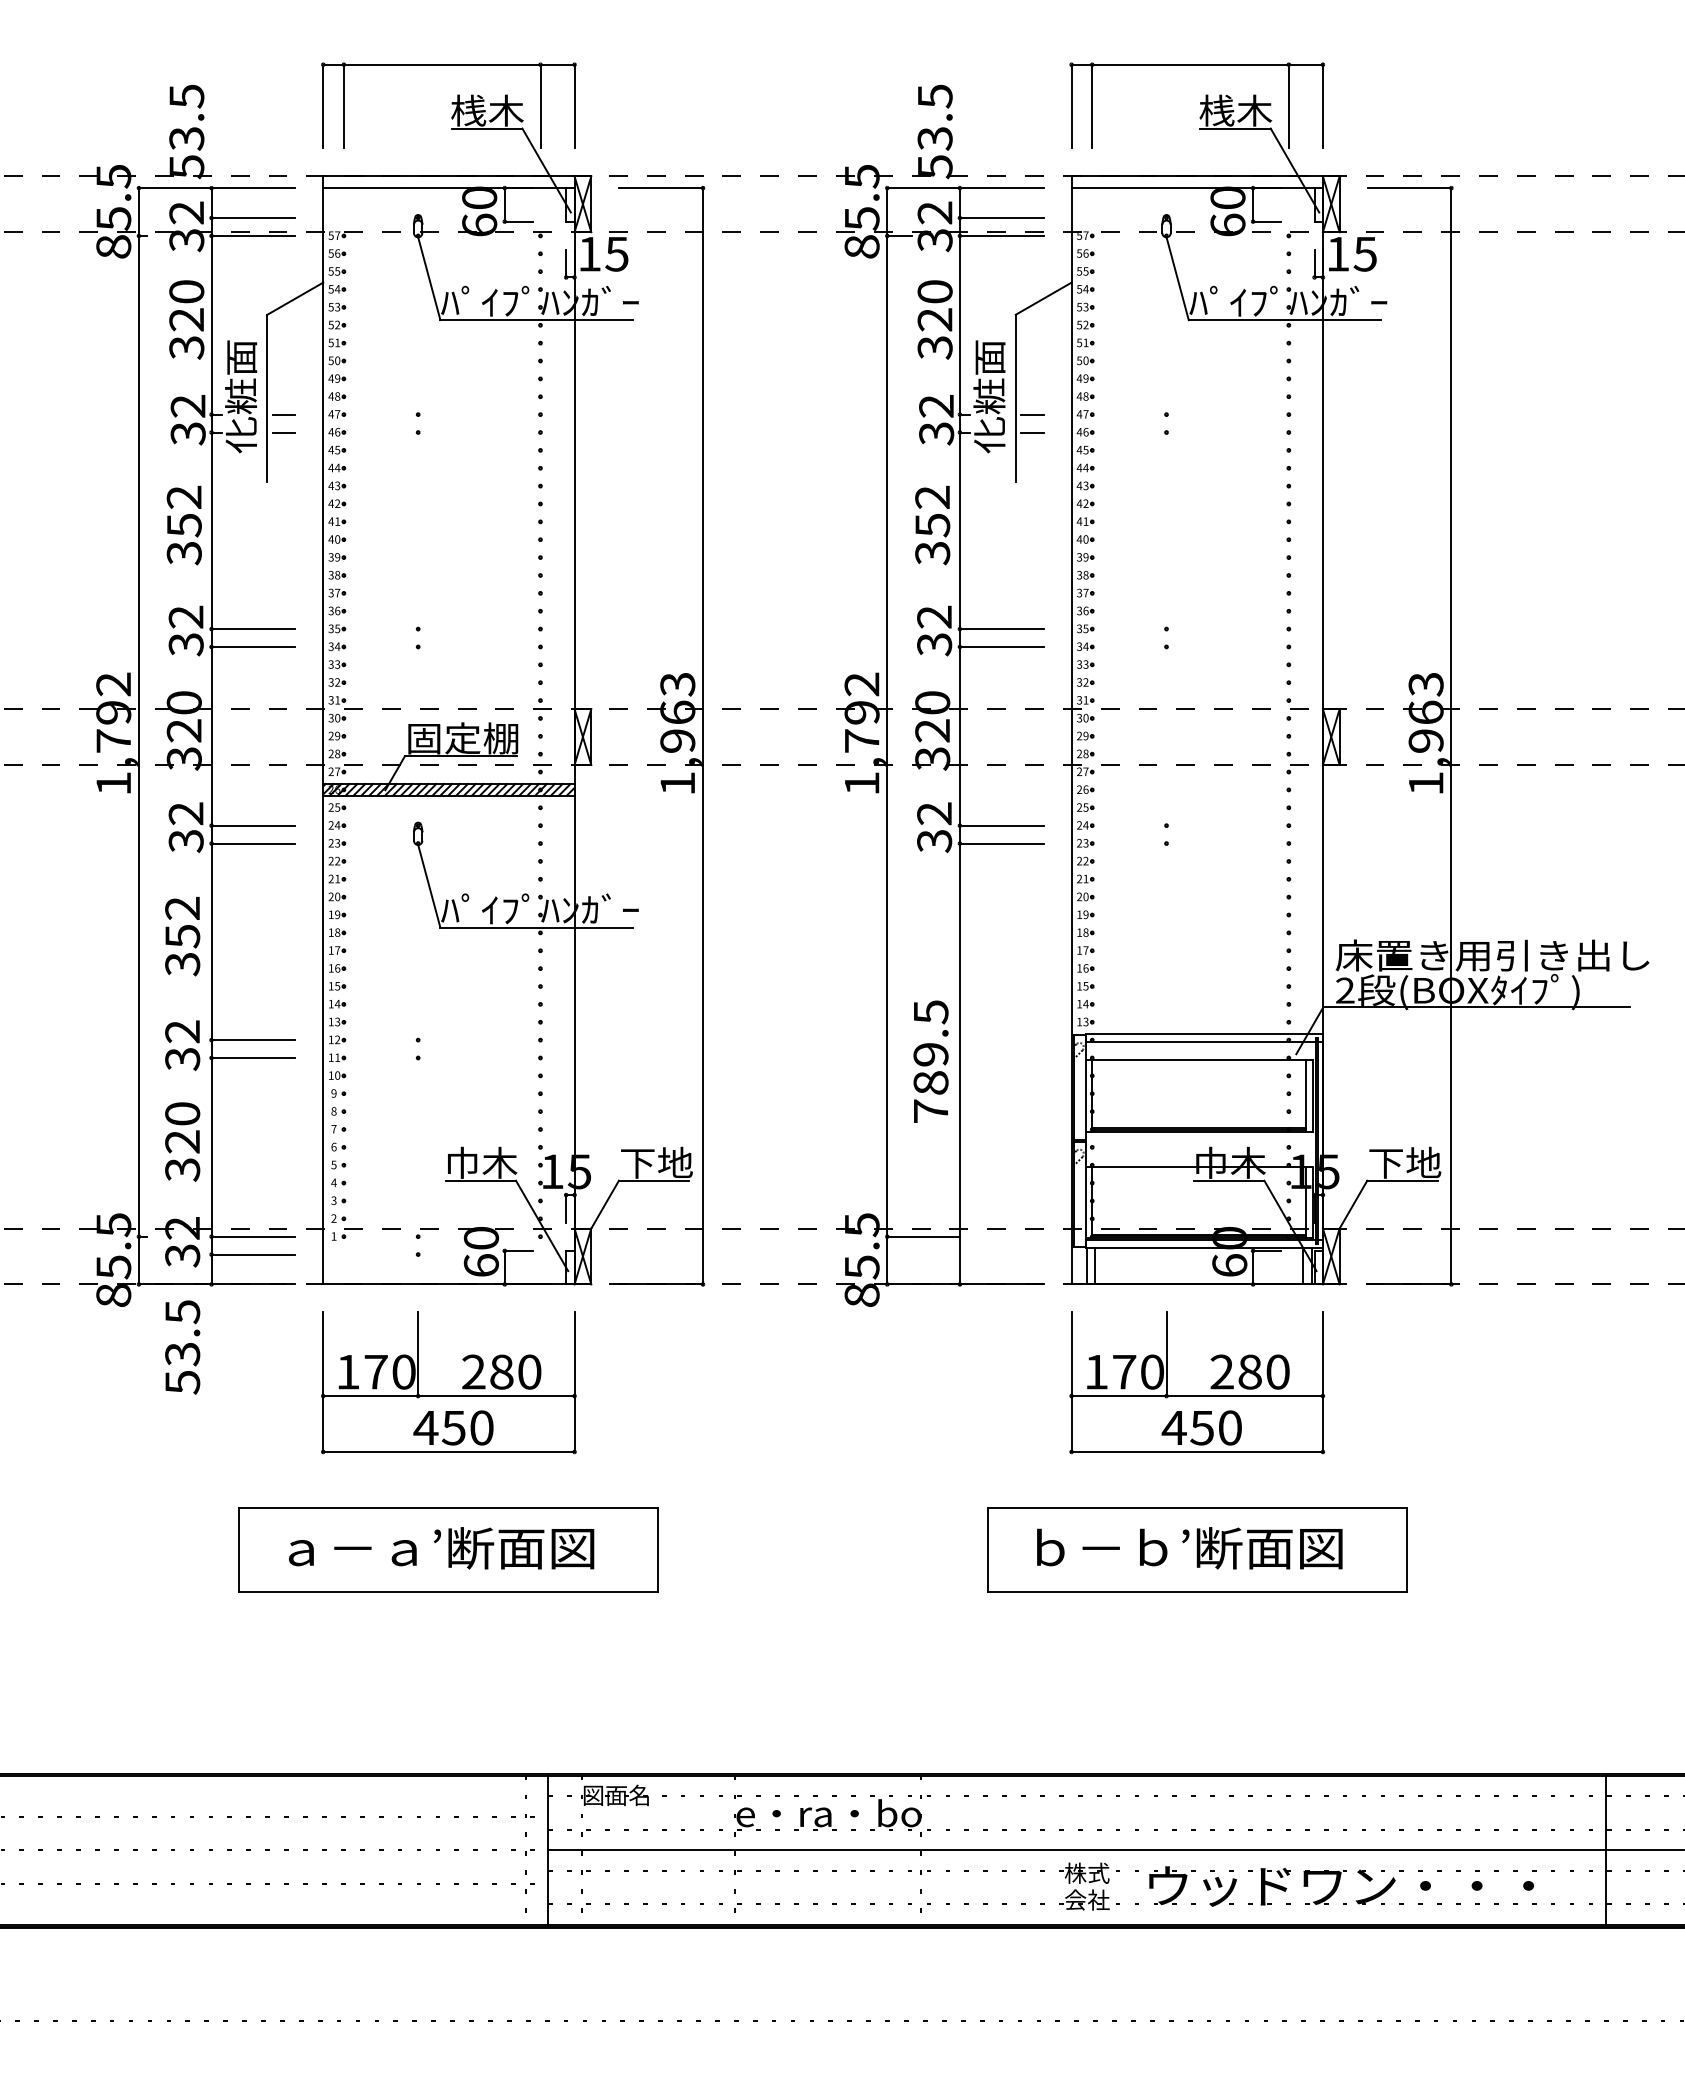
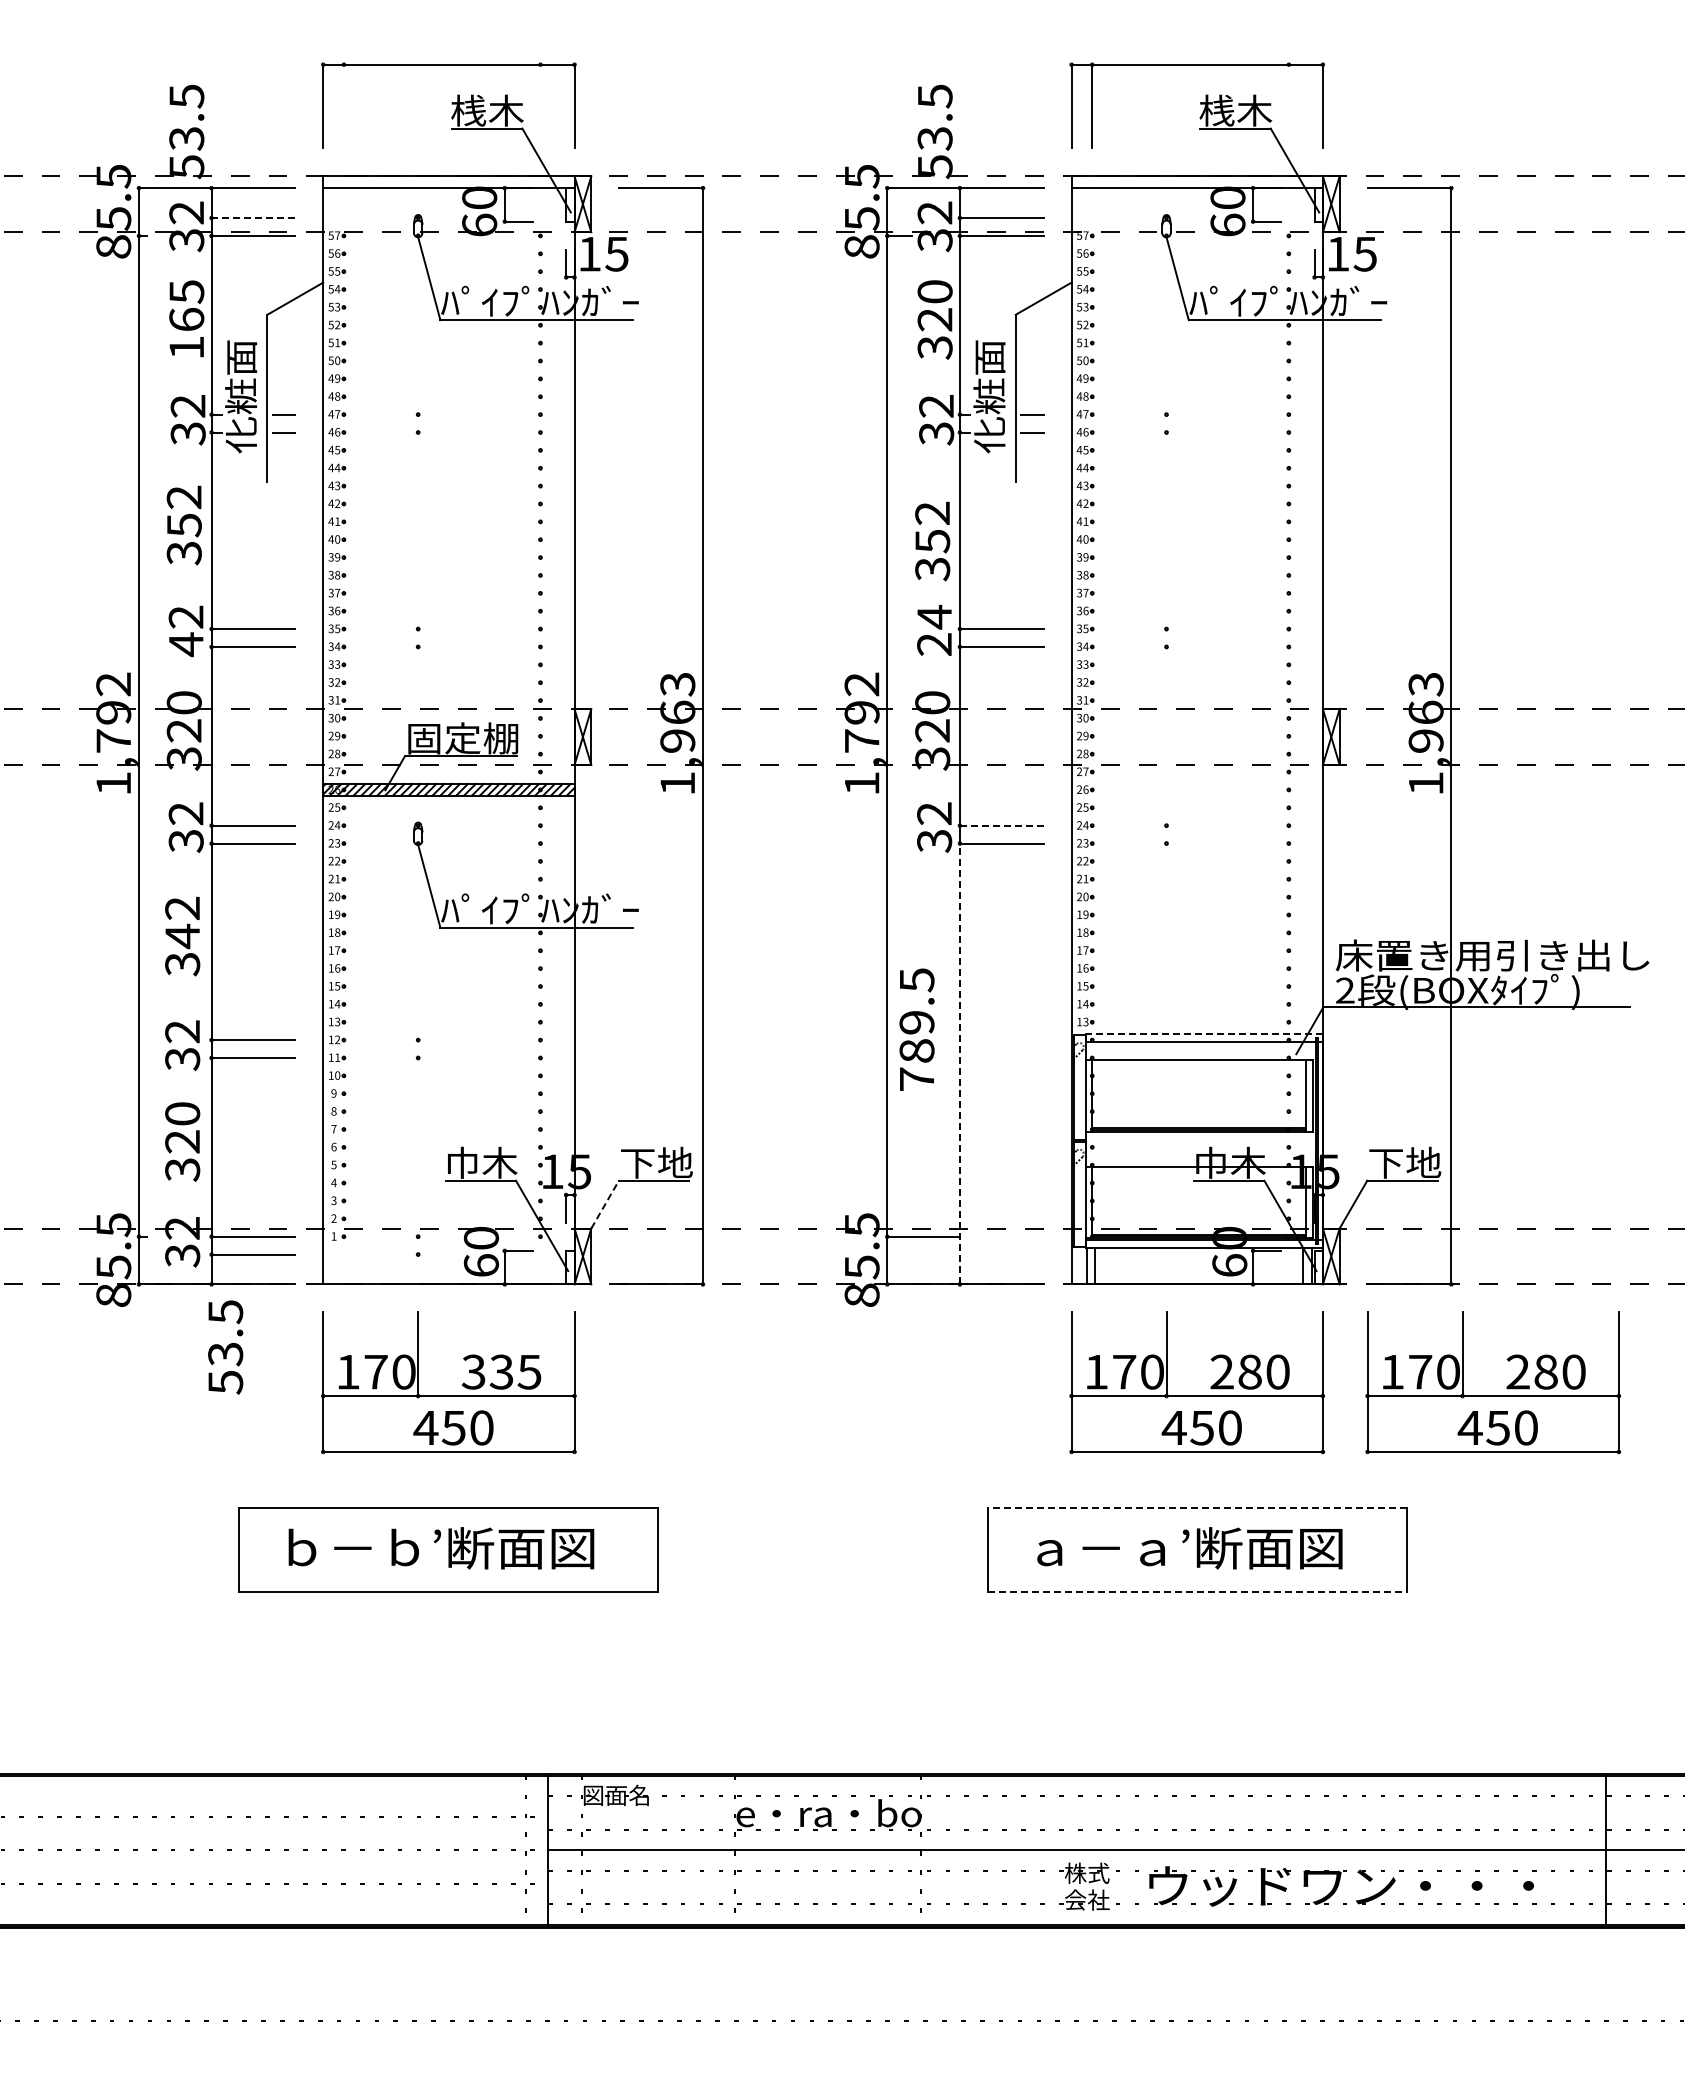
line: present -> none (343, 106)
line: present -> none (540, 106)
line: present -> none (1288, 106)
line: solid -> dashed (253, 218)
text: 320 -> 165 (186, 319)
text position: (932, 525) -> (932, 541) (932, 541)
text: 32 -> 24 (934, 630)
text: 32 -> 42 (185, 644)
line: solid -> dashed (1001, 825)
text: 352 -> 342 (182, 936)
line: solid -> dashed (1204, 1033)
text position: (930, 1061) -> (916, 1029) (916, 1029)
line: solid -> dashed (959, 1063)
line: solid -> dashed (605, 1204)
text position: (182, 1347) -> (225, 1347) (225, 1347)
text: 280 -> 335 (501, 1371)
part: none -> present (1492, 1395)
line: solid -> dashed (1196, 1507)
text: ａ－ａ’断面図 -> ｂ－ｂ’断面図 (353, 1547)
text: ｂ－ｂ’断面図 -> ａ－ａ’断面図 (1102, 1547)
line: solid -> dashed (1197, 1591)
